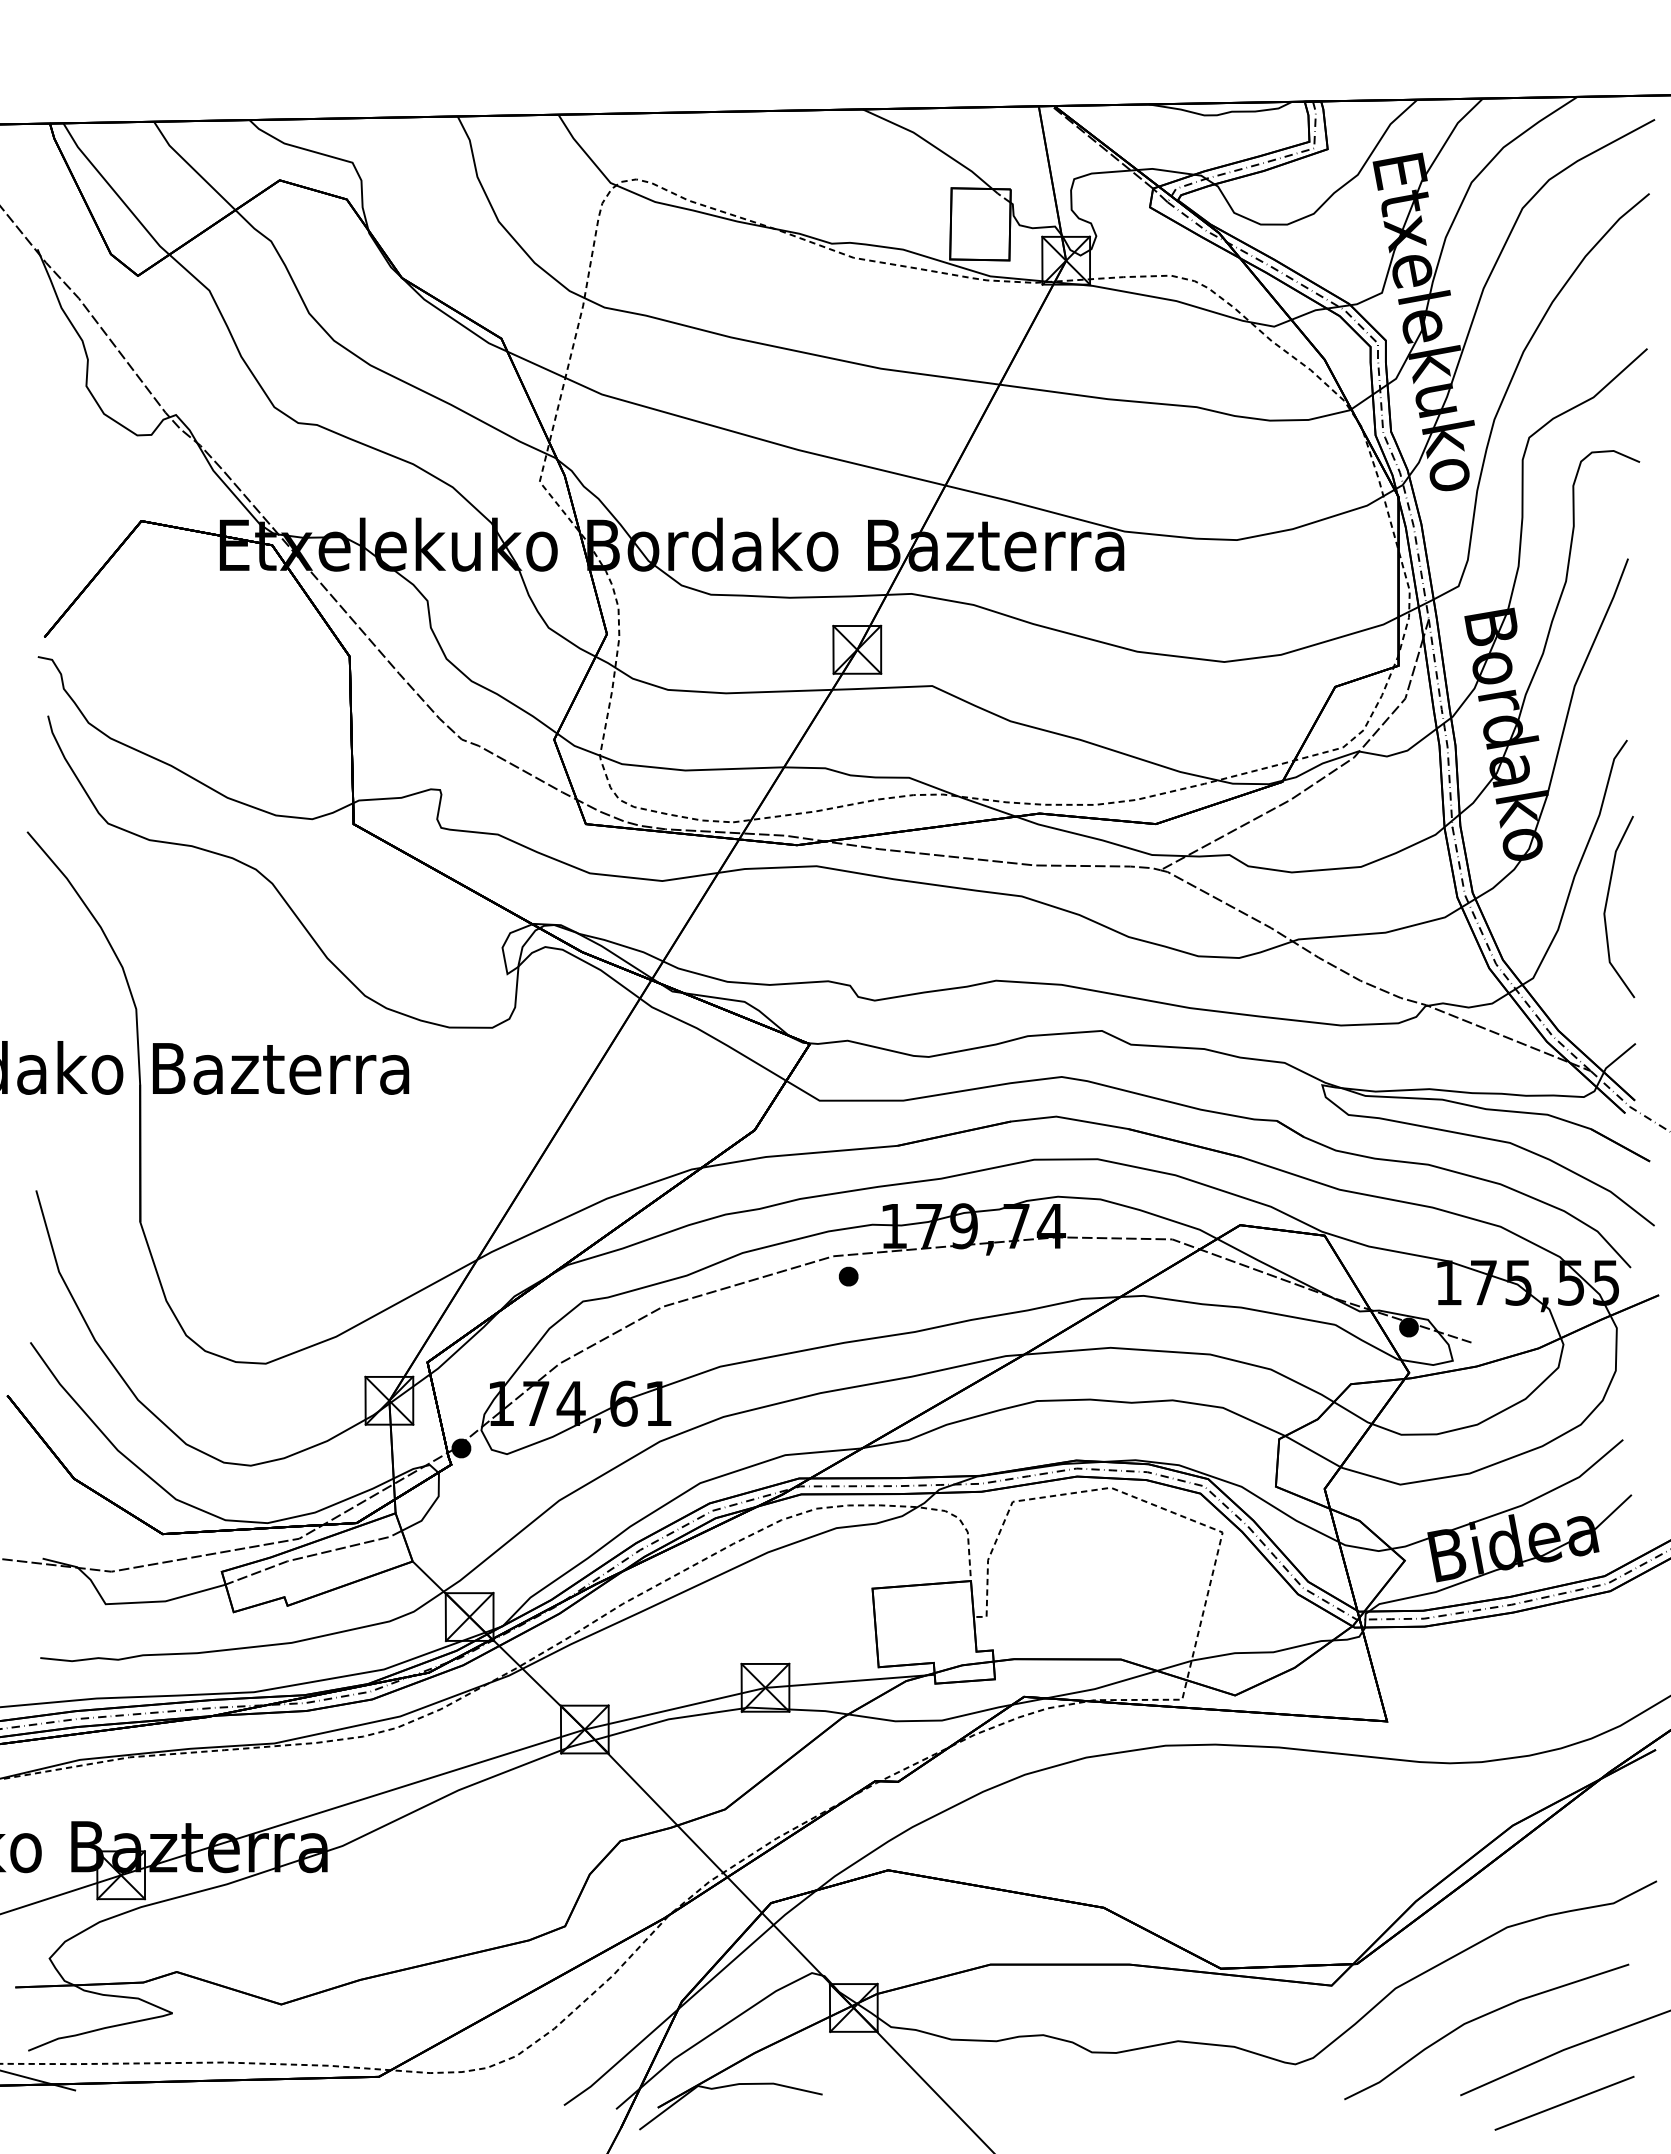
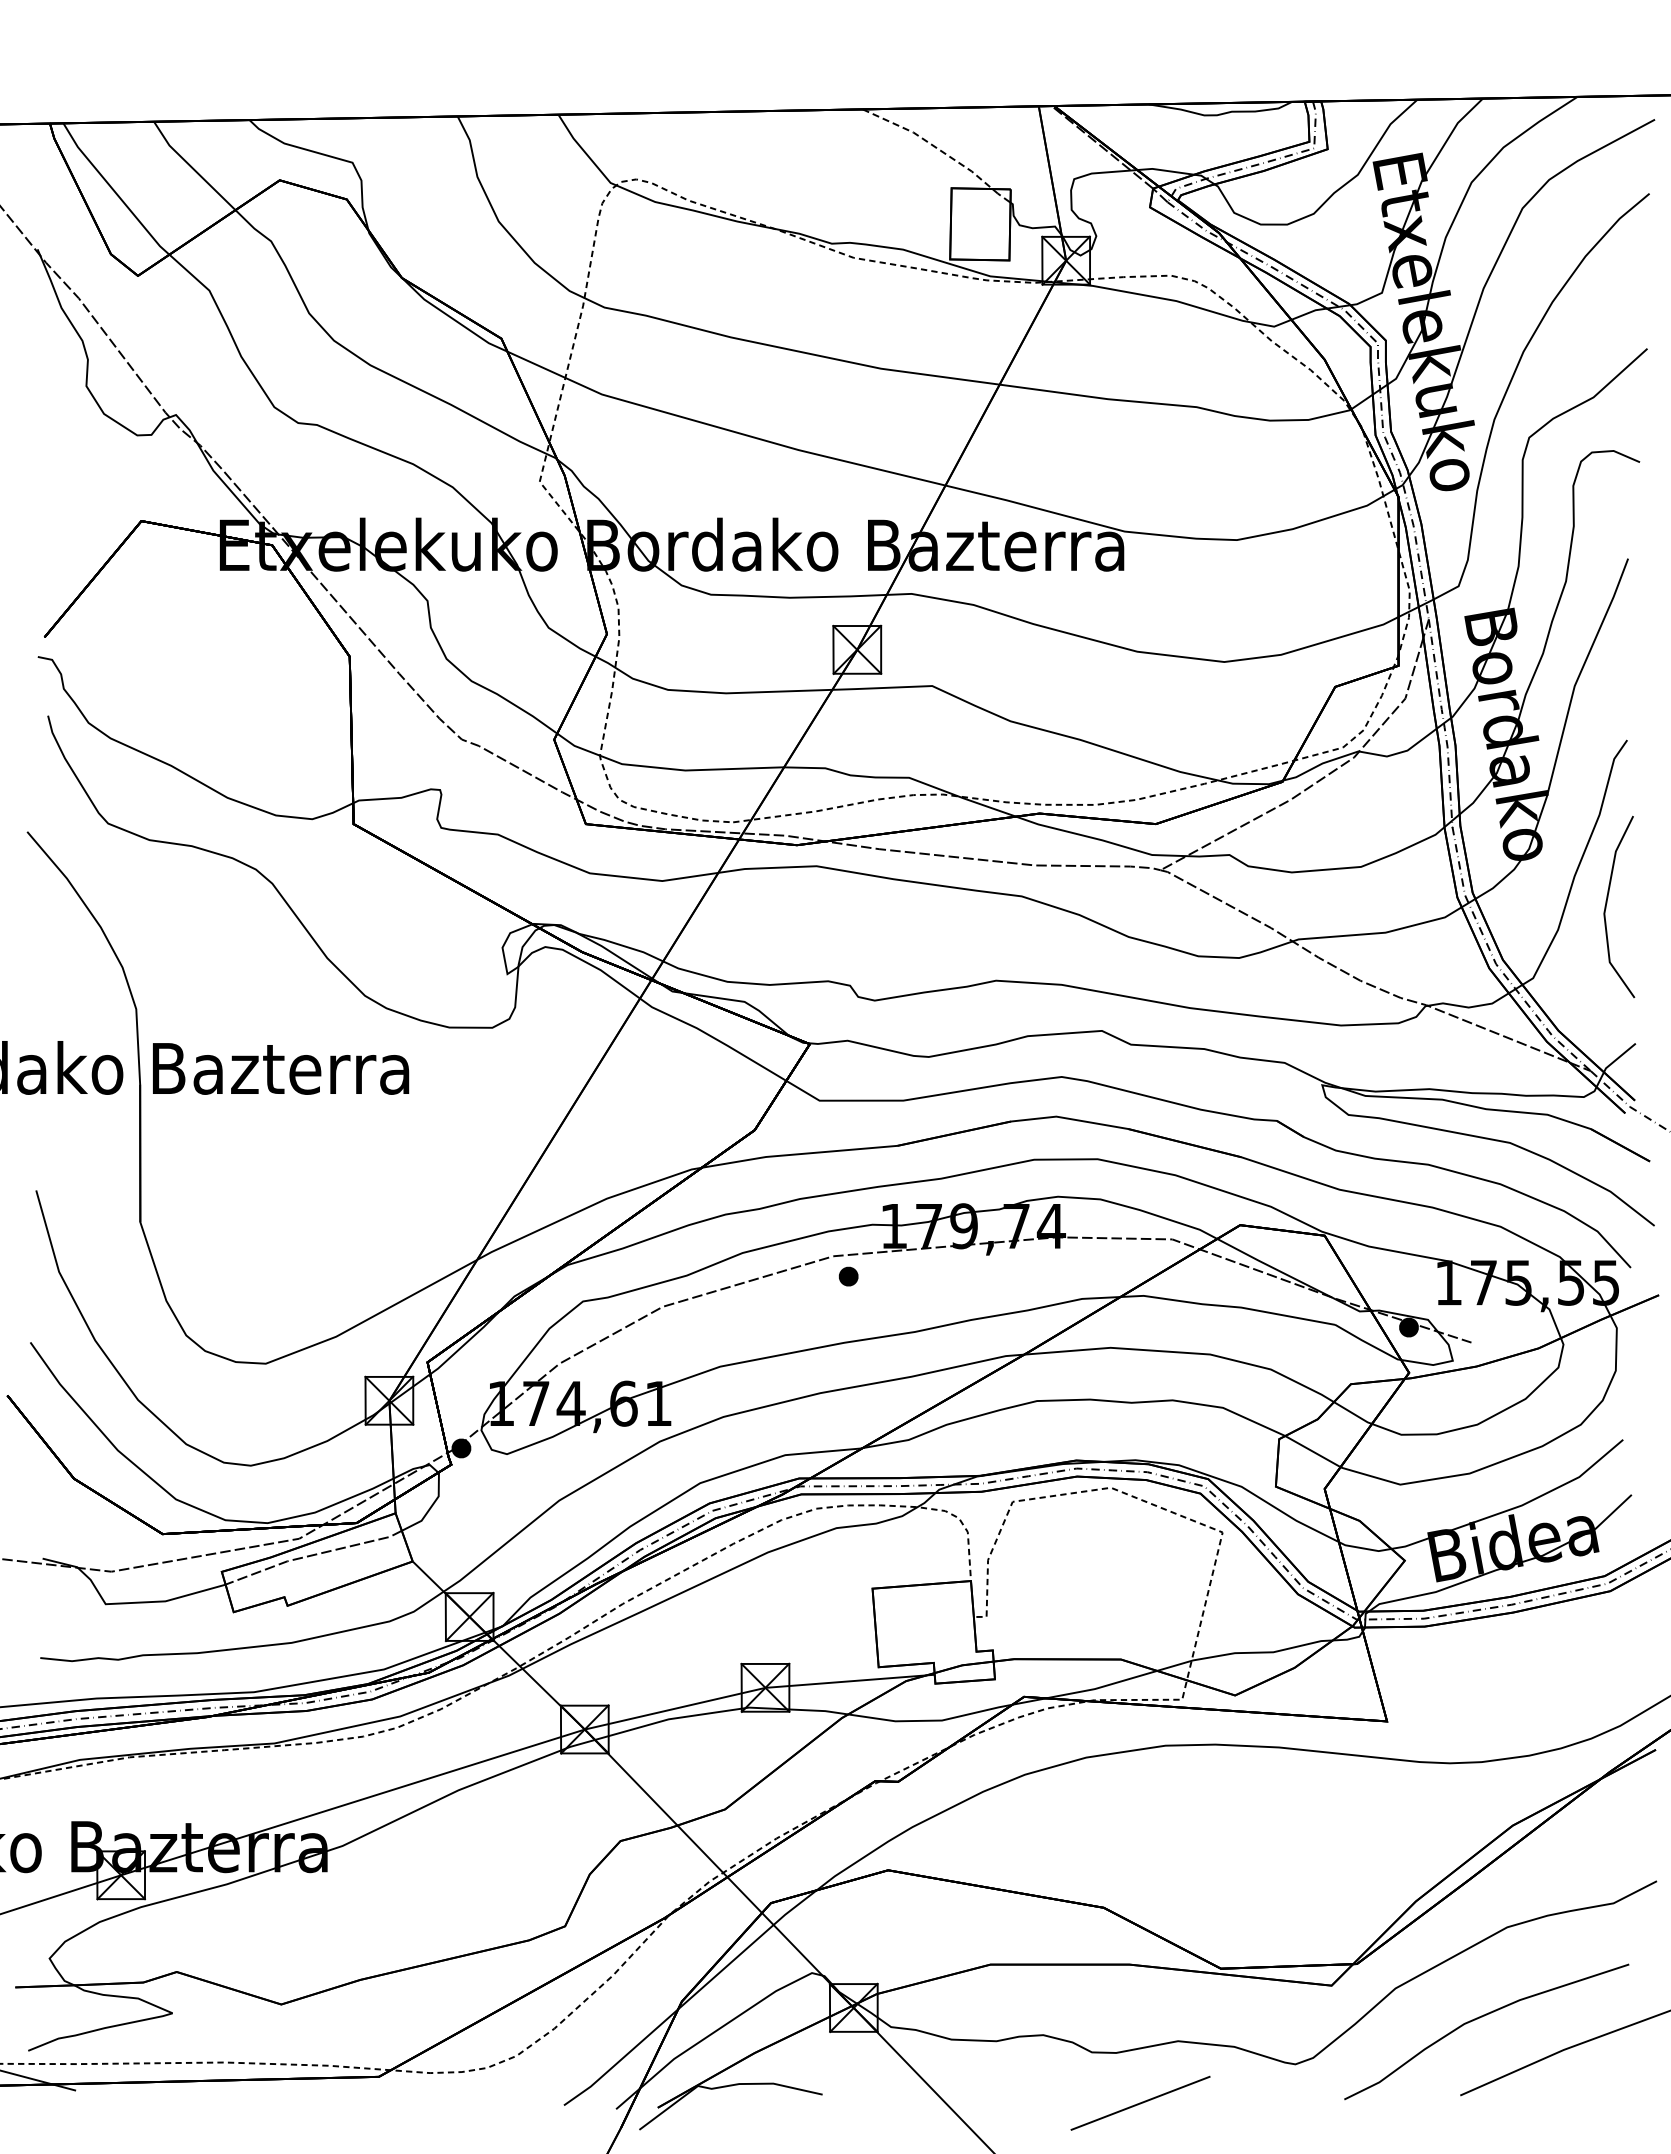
line: solid -> dashed (931, 144)
line position: (1564, 2102) -> (1140, 2102) (1140, 2102)
